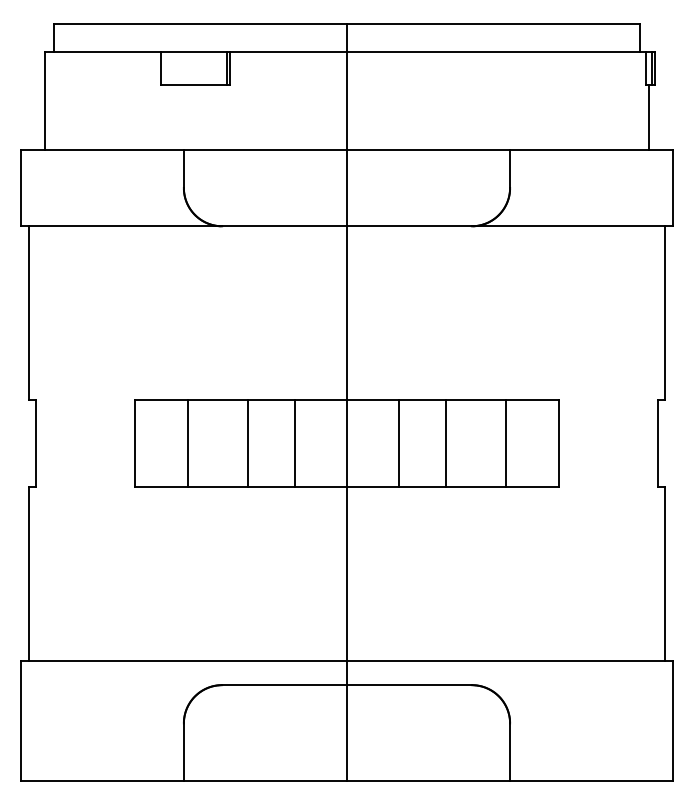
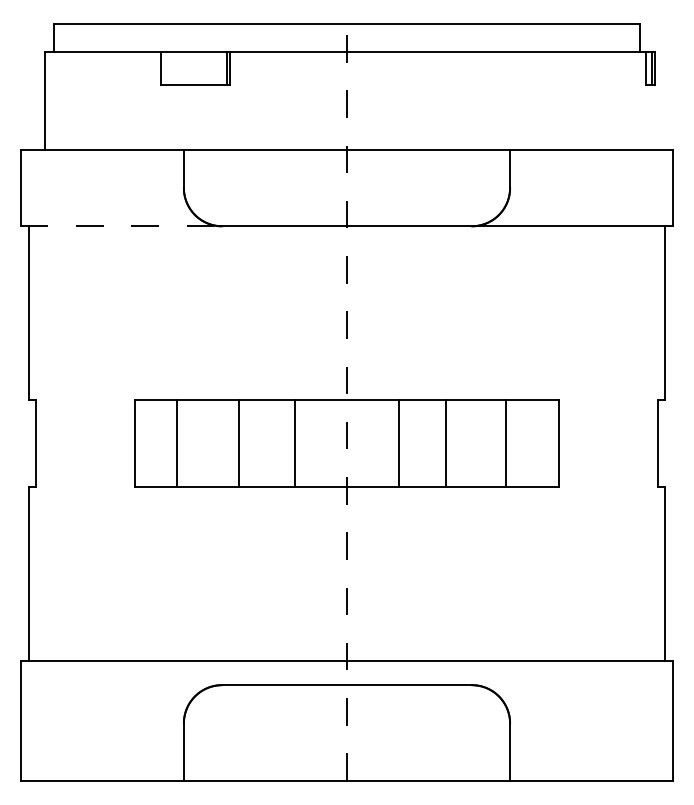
line: present -> none (648, 117)
line: solid -> dashed (121, 226)
line: solid -> dashed (347, 402)
line position: (187, 443) -> (176, 443) (176, 443)
line position: (248, 443) -> (239, 443) (239, 443)
